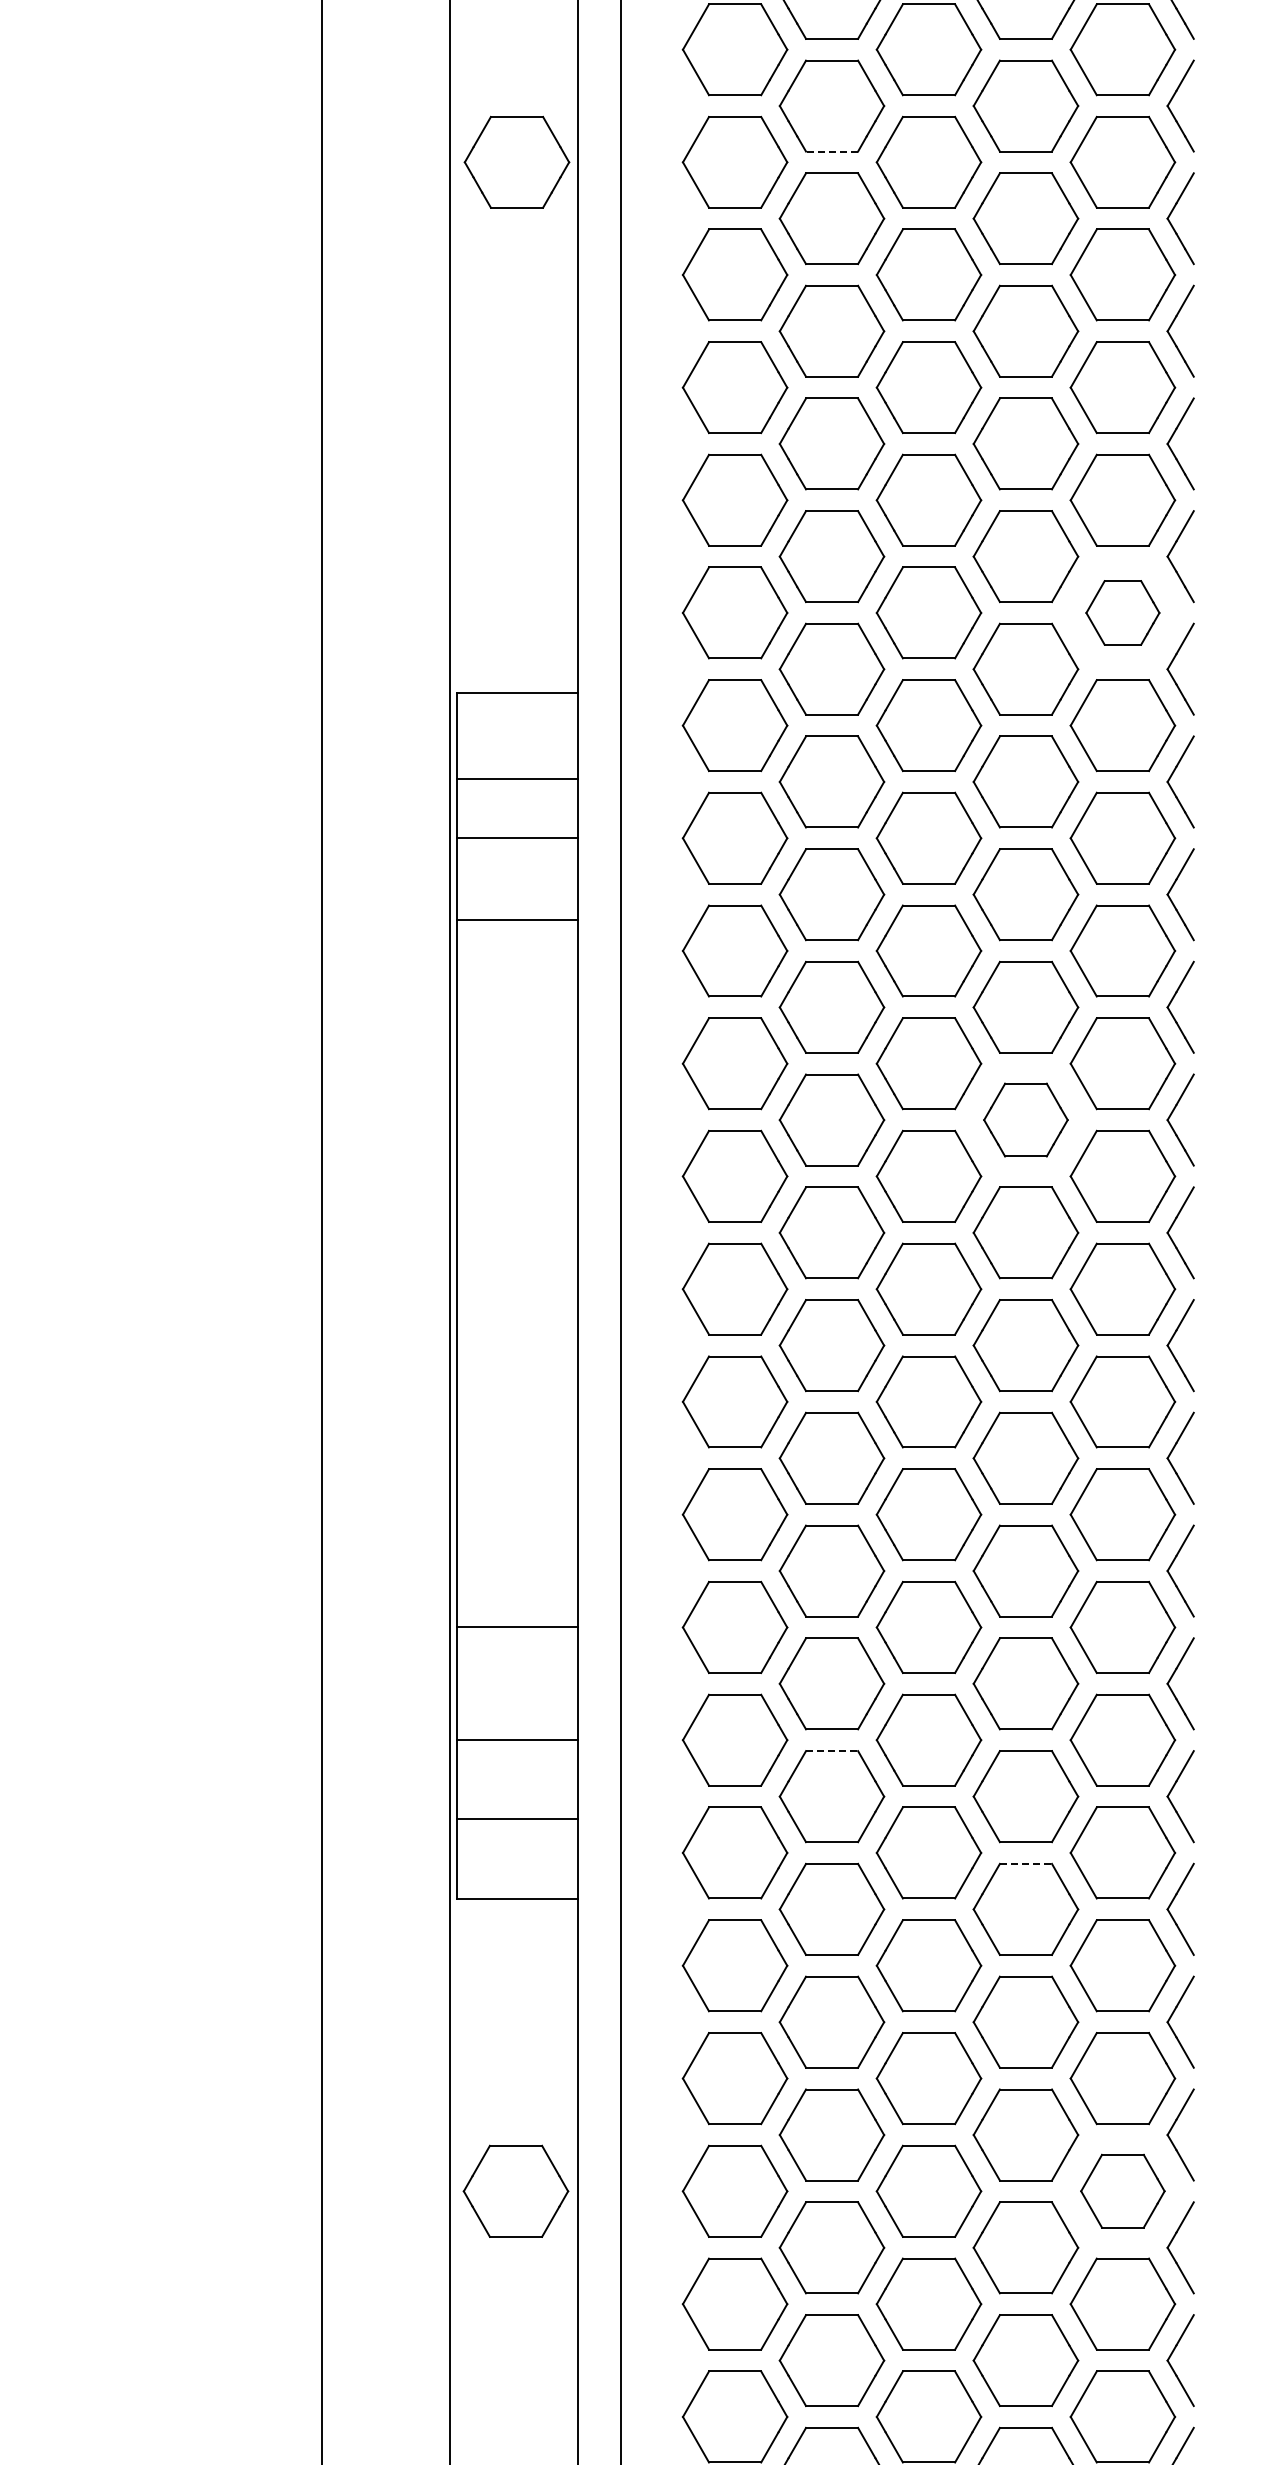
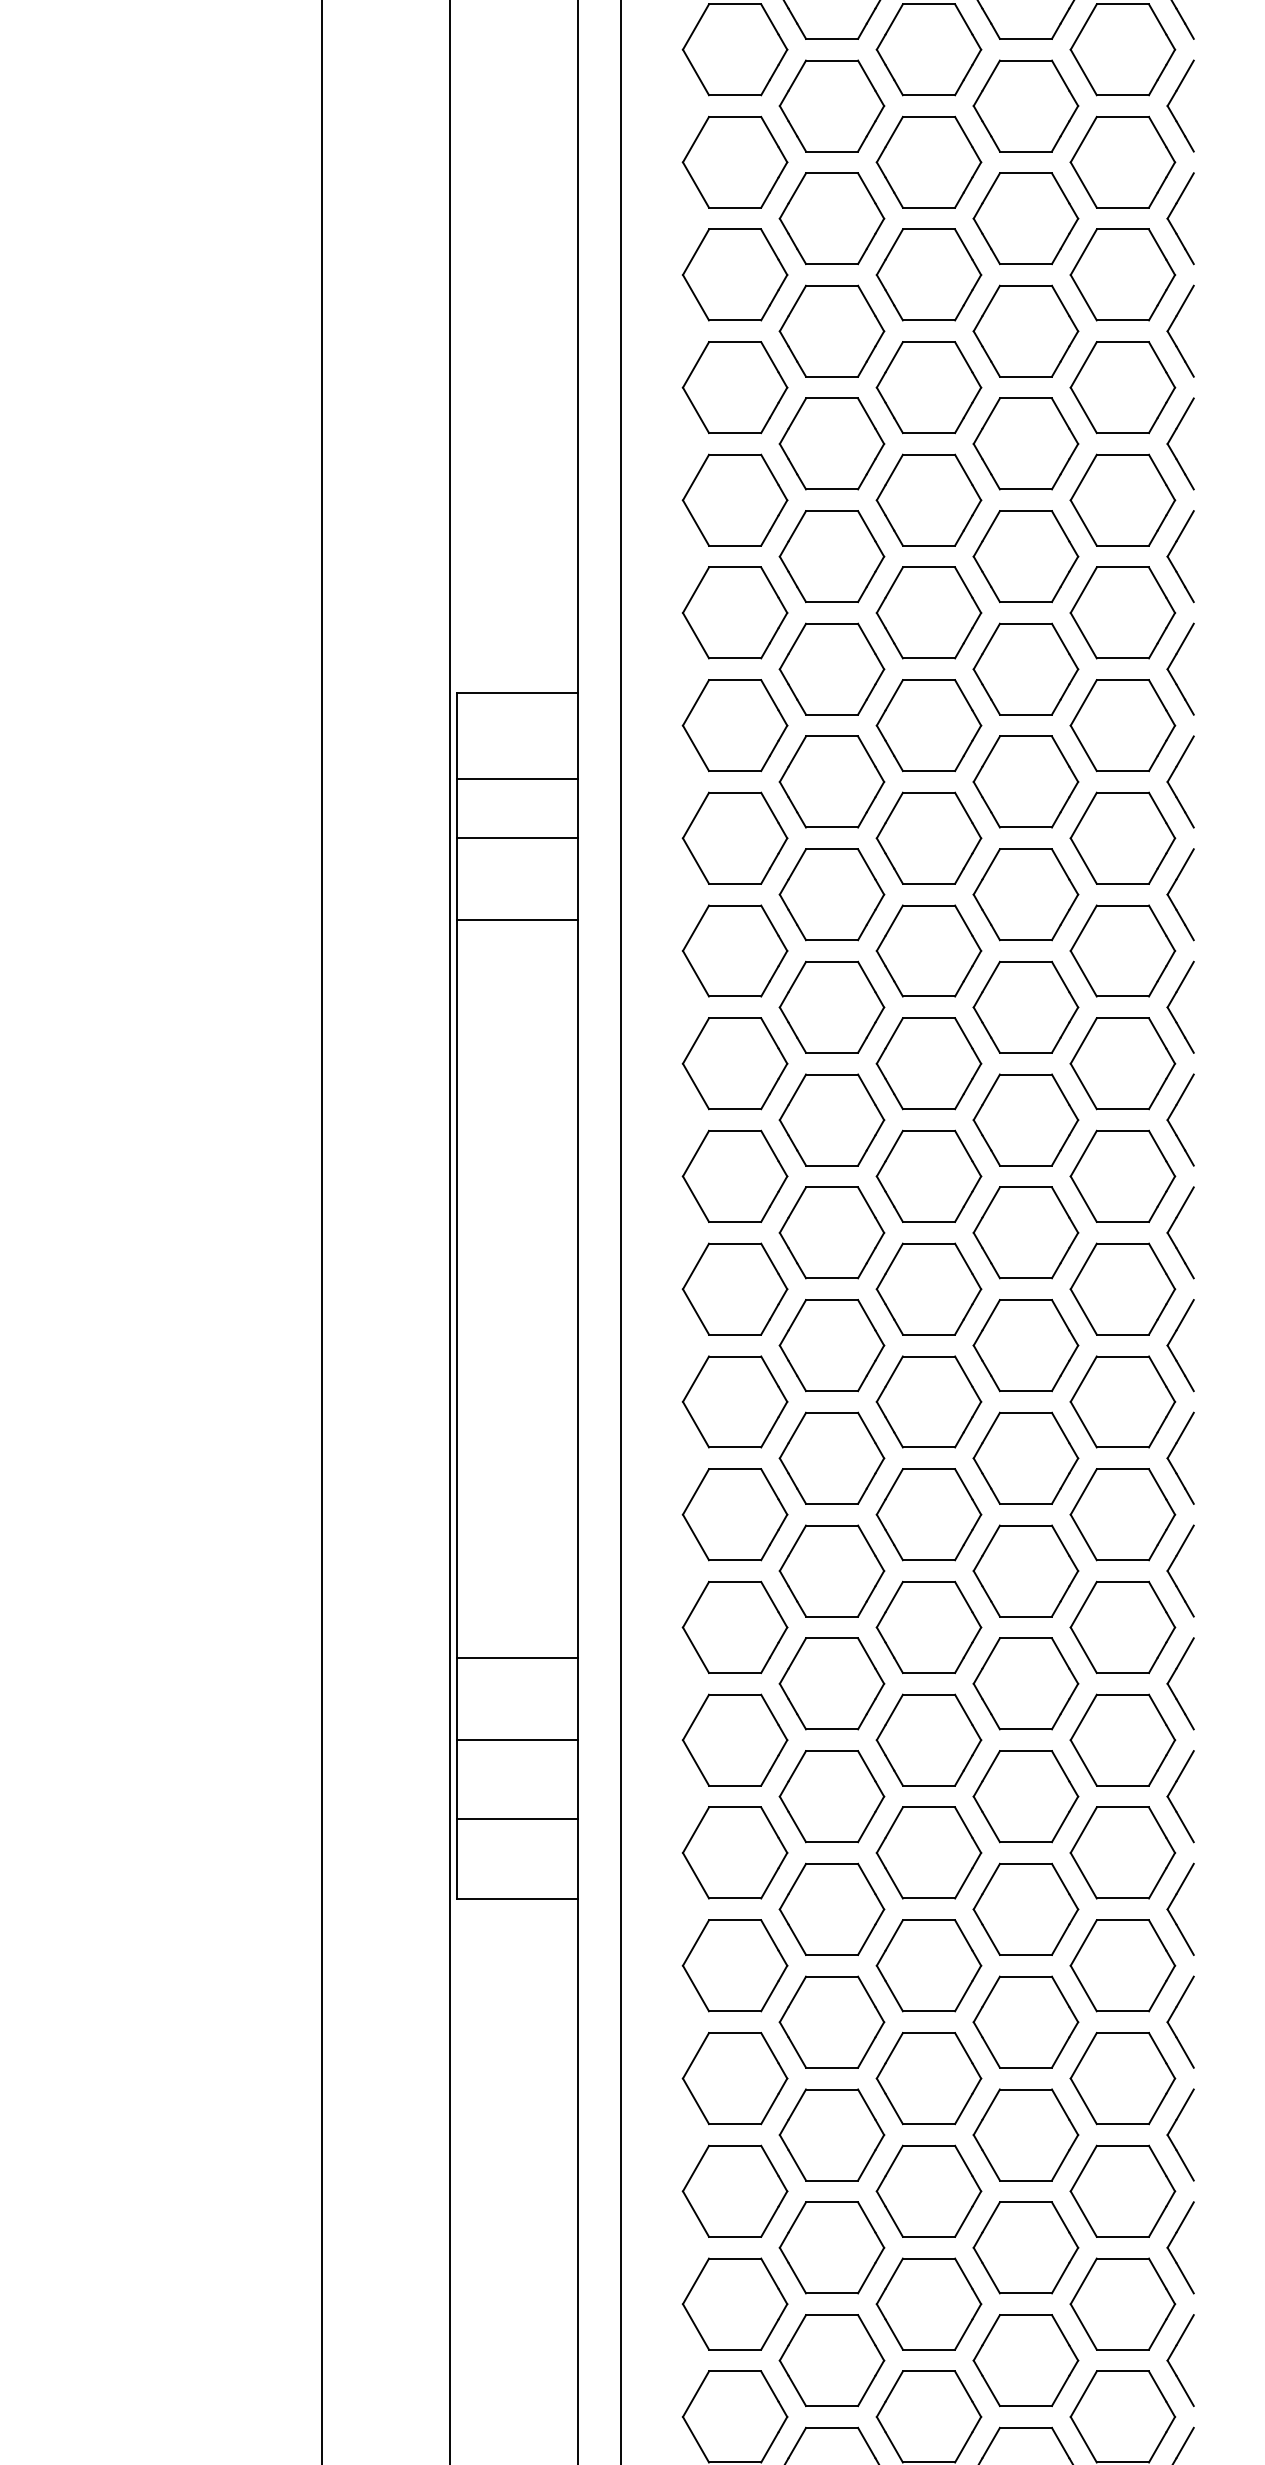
line: dashed -> solid (831, 151)
part: present -> none (516, 161)
part size: 76x66 px -> 108x94 px (1122, 612)
part size: 86x76 px -> 108x94 px (1025, 1119)
line position: (516, 1627) -> (516, 1658) (516, 1658)
line: dashed -> solid (832, 1751)
line: dashed -> solid (1026, 1863)
part: present -> none (515, 2190)
part size: 86x76 px -> 108x94 px (1122, 2190)
